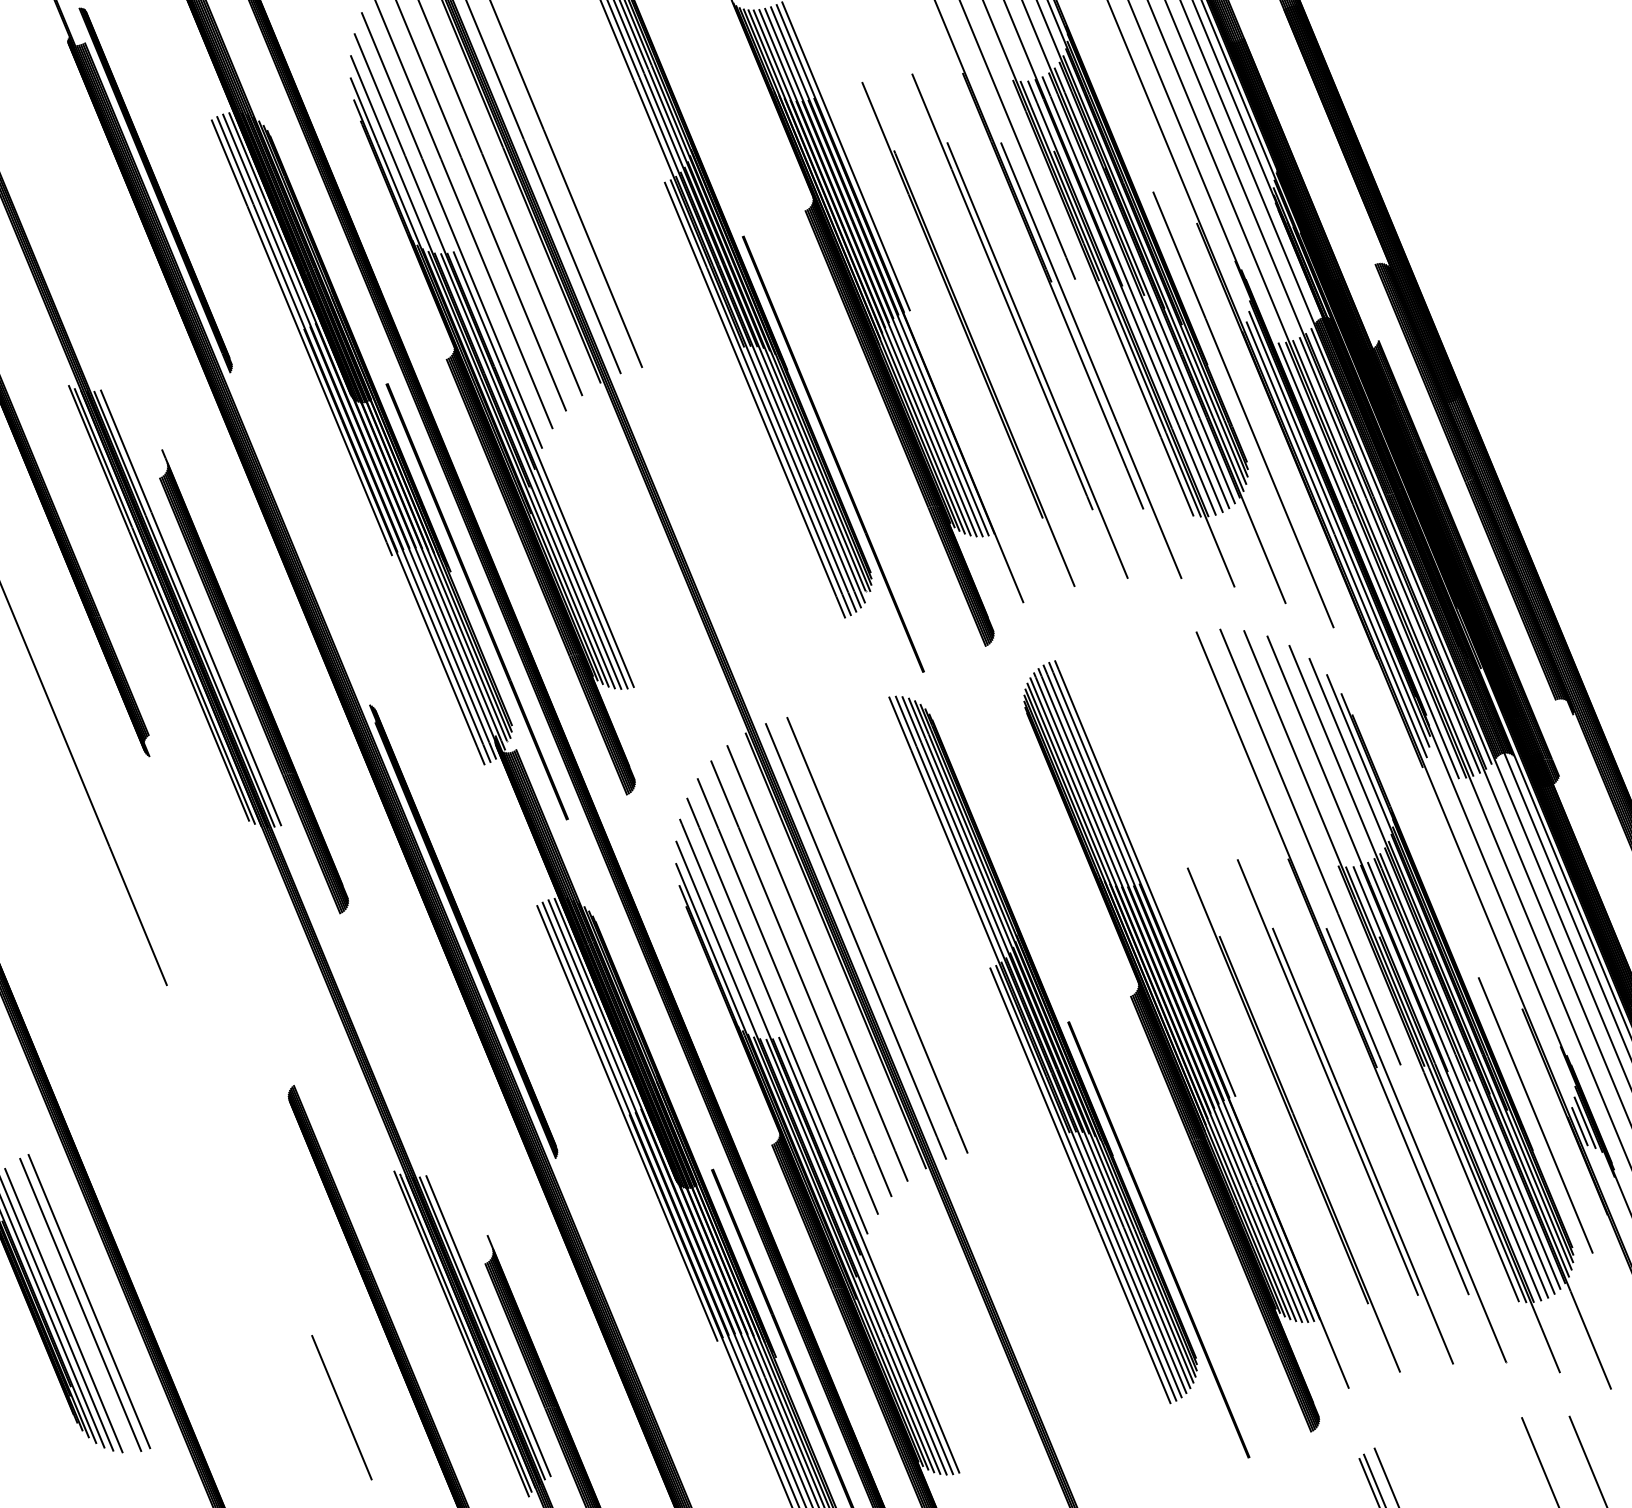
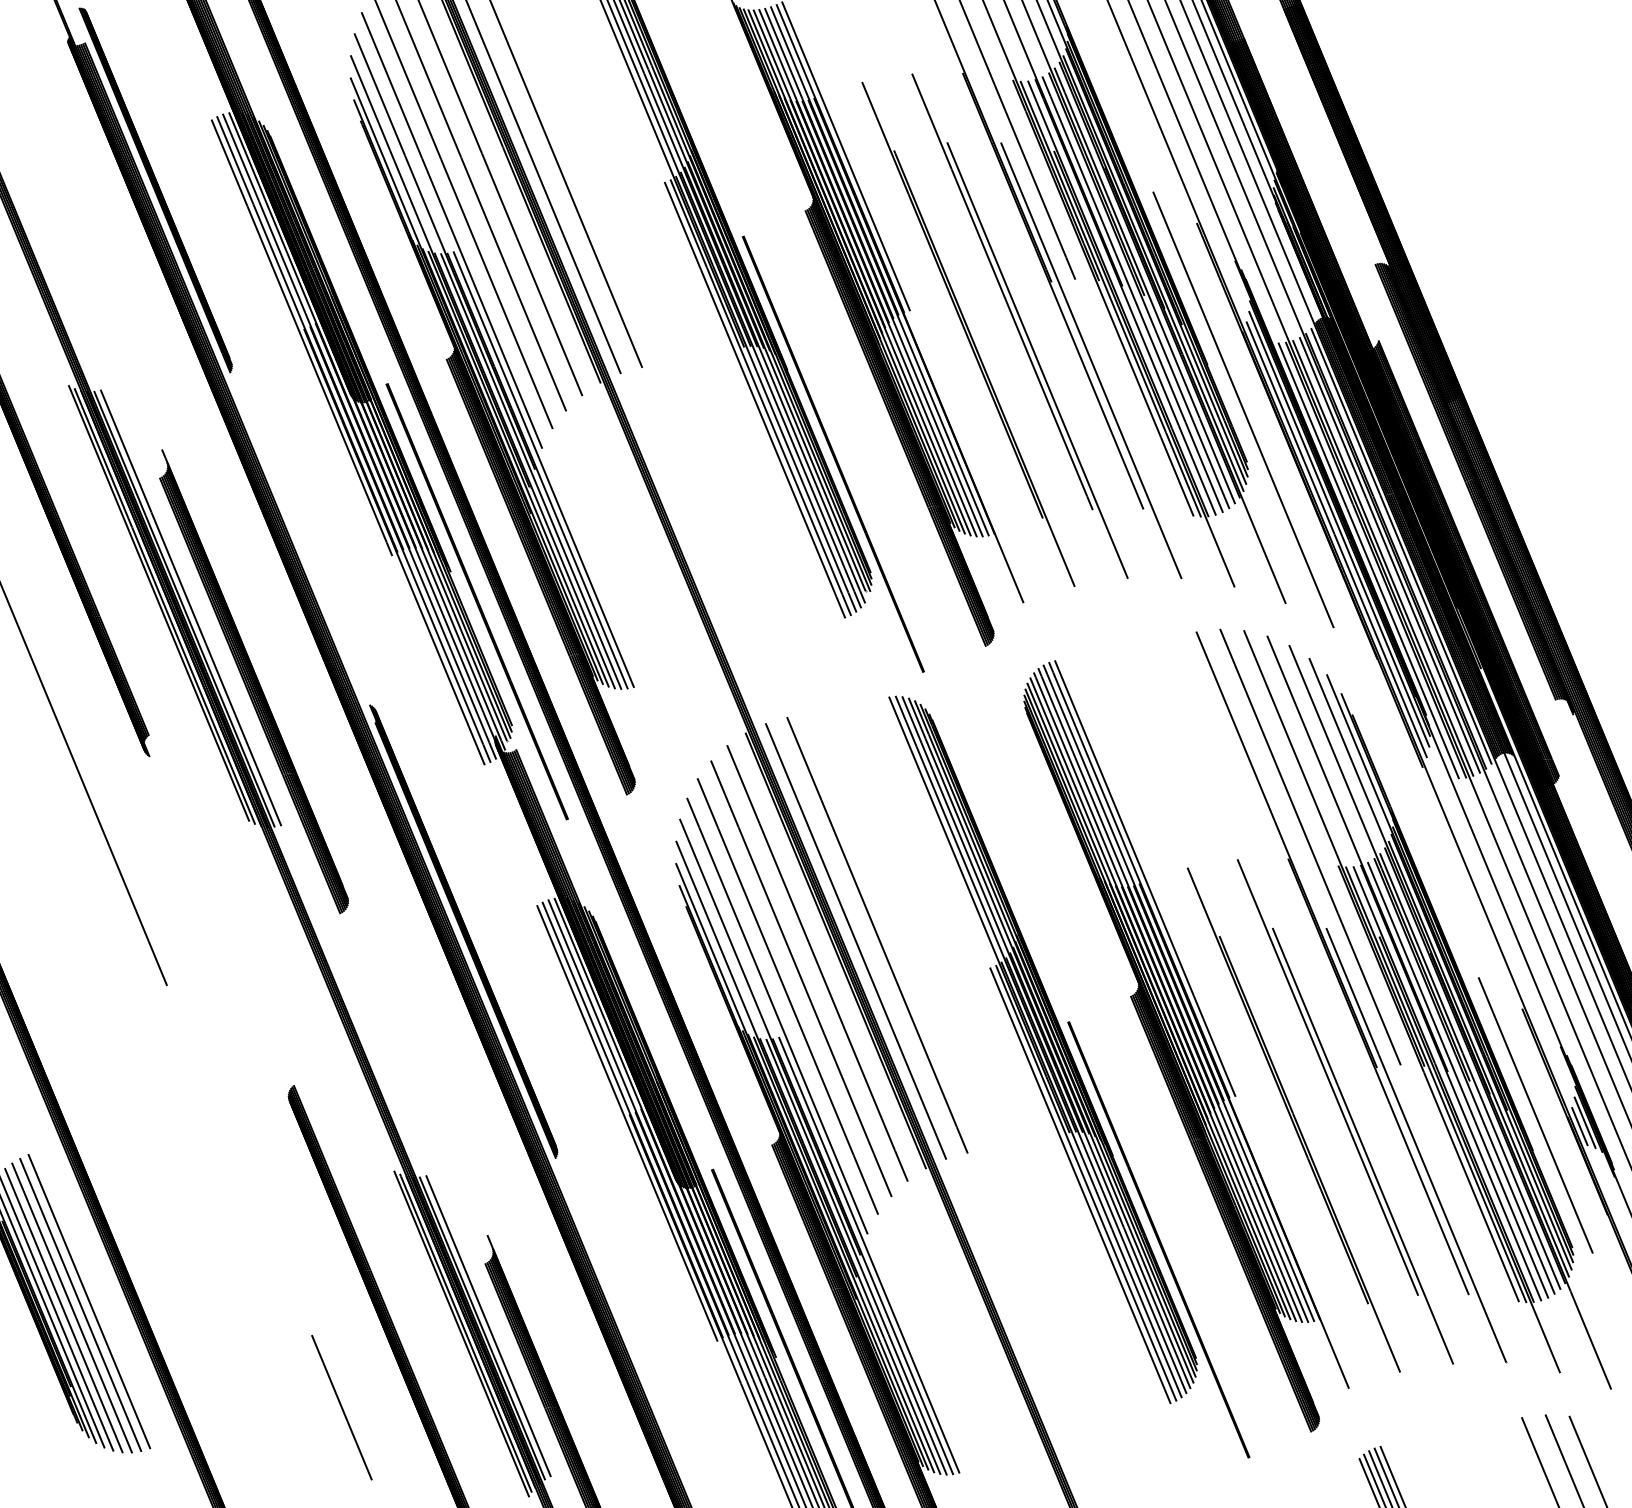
line: none -> present (71, 1307)
line: none -> present (1563, 1459)
line: none -> present (1392, 1475)
line: none -> present (1379, 1477)
